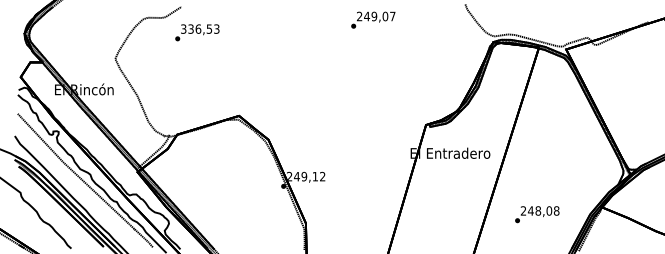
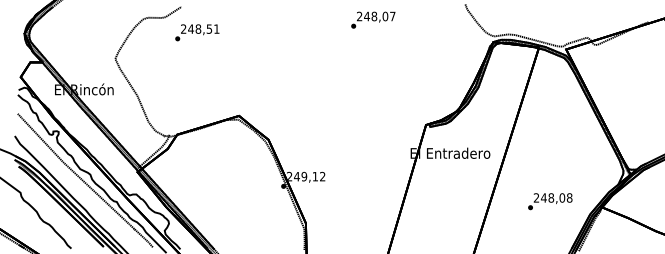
text: 249,07 -> 248,07 (374, 16)
text: 336,53 -> 248,51 (200, 28)
text position: (537, 214) -> (550, 201) (550, 201)
